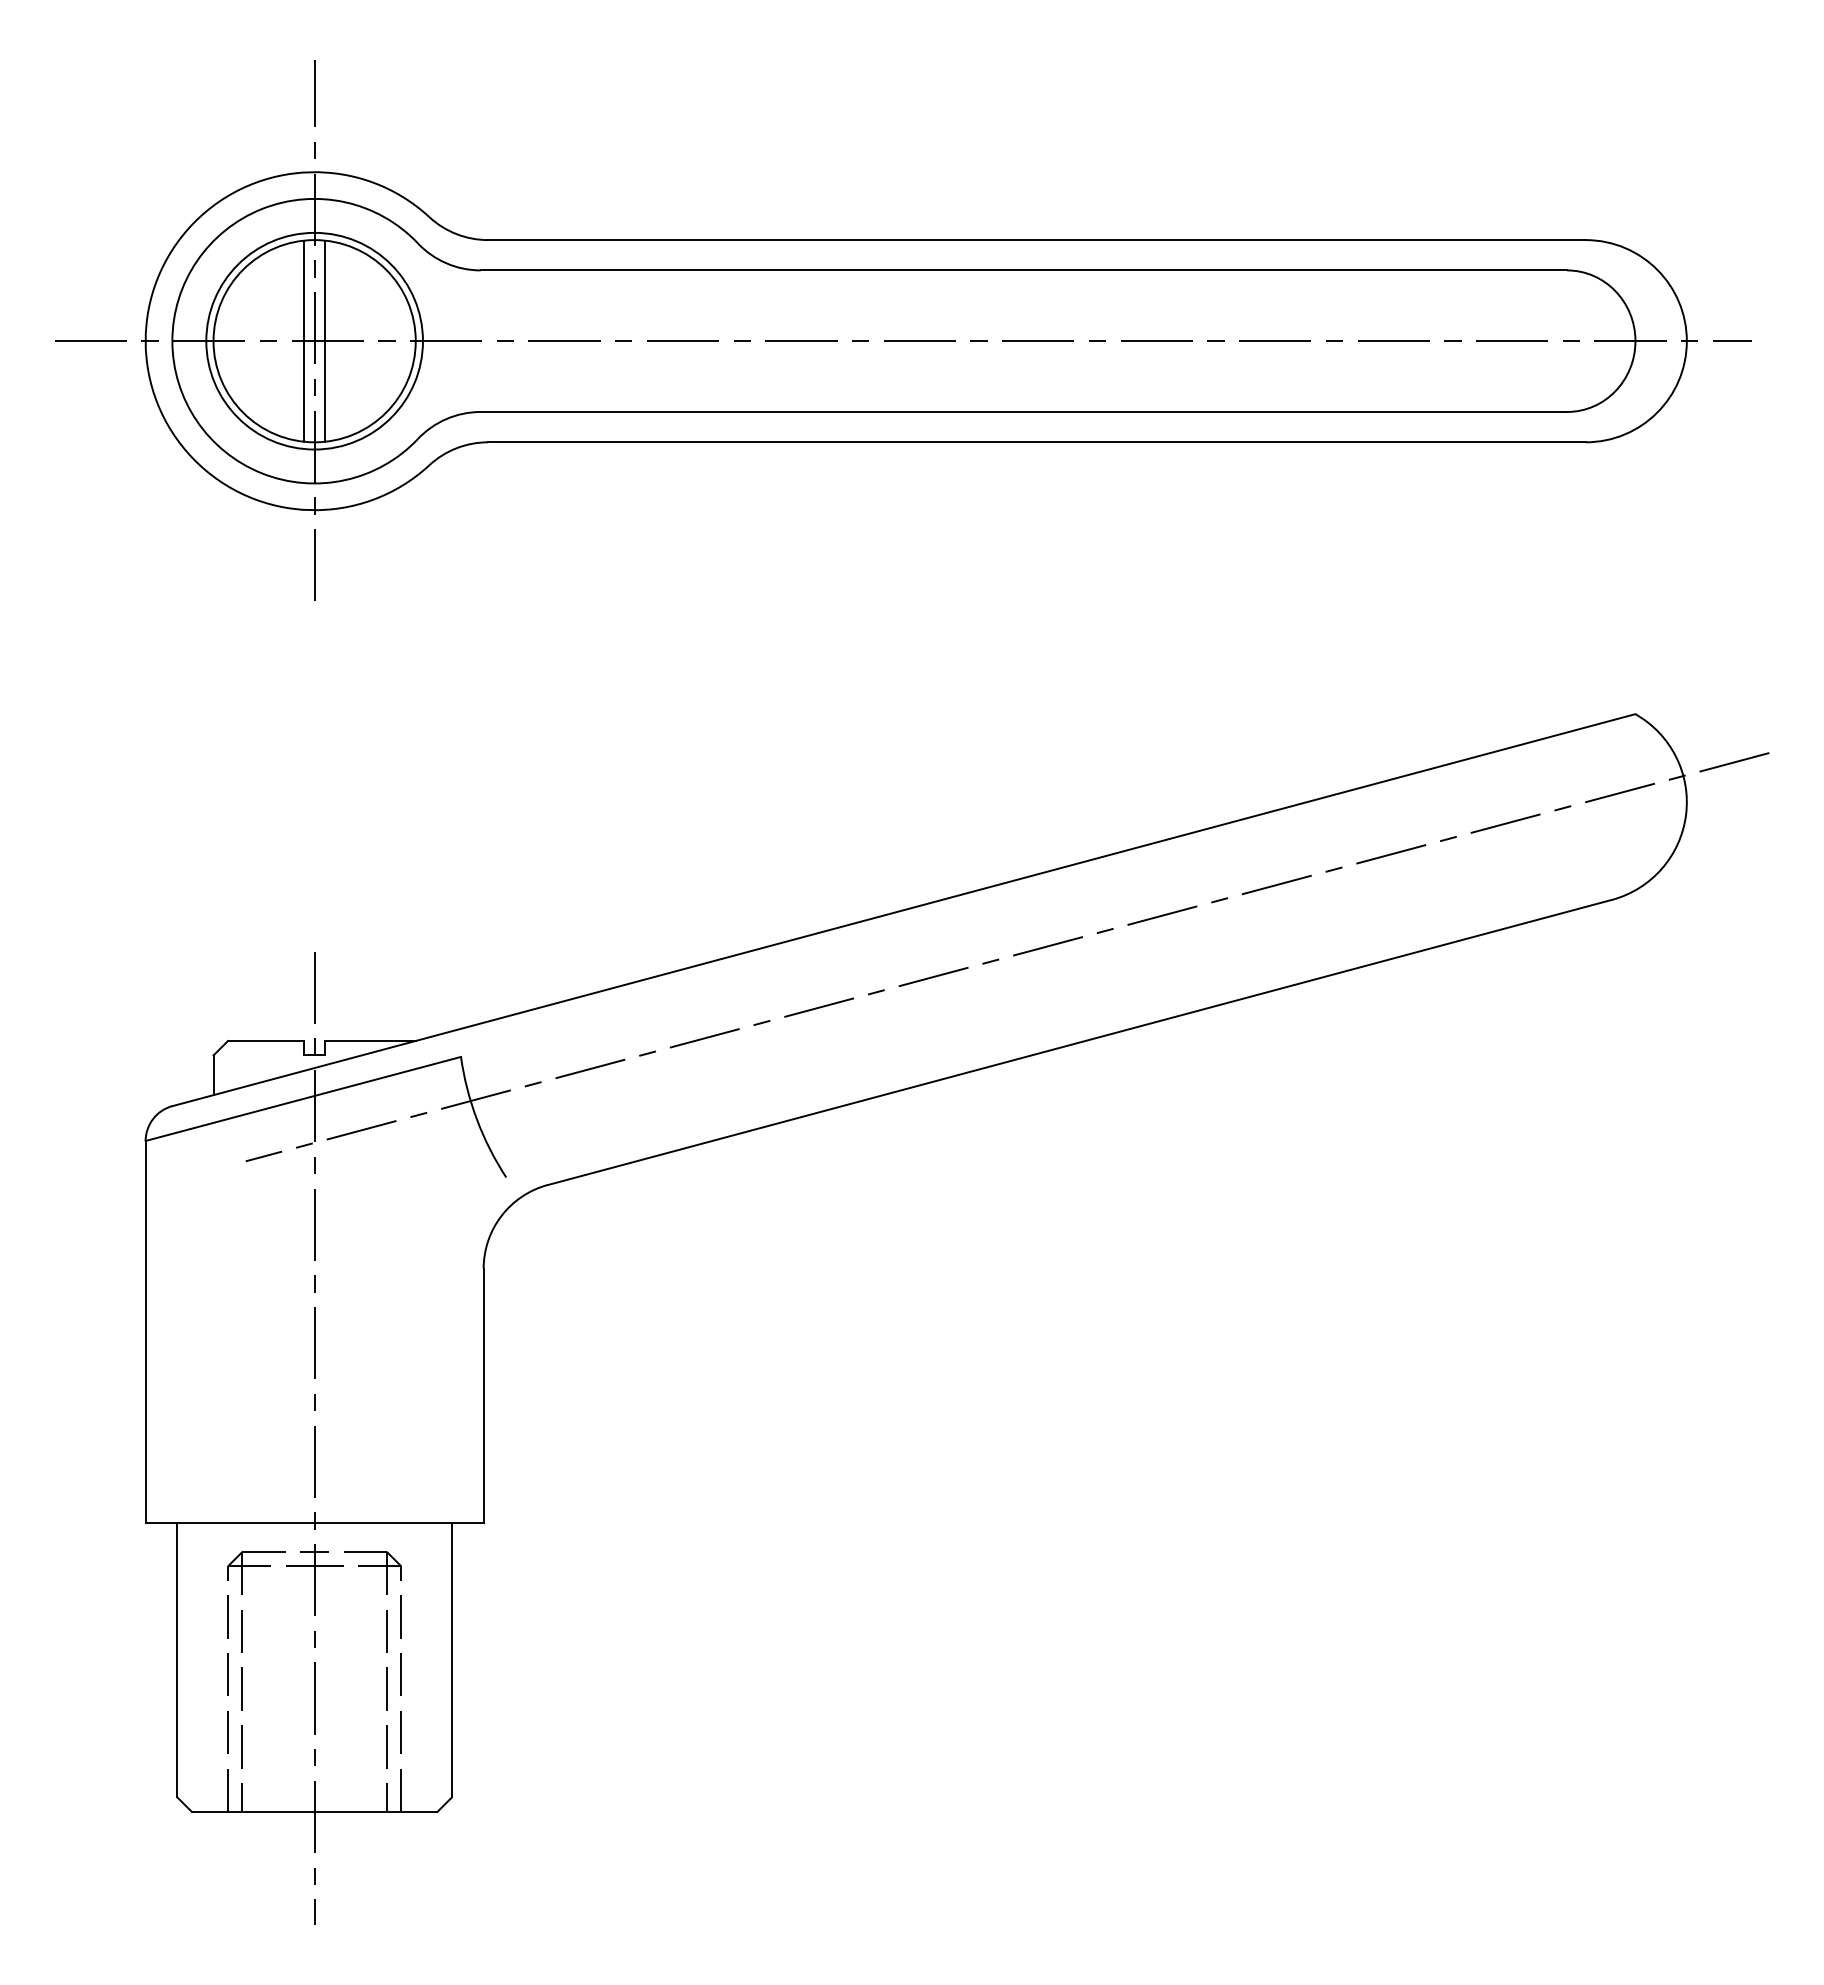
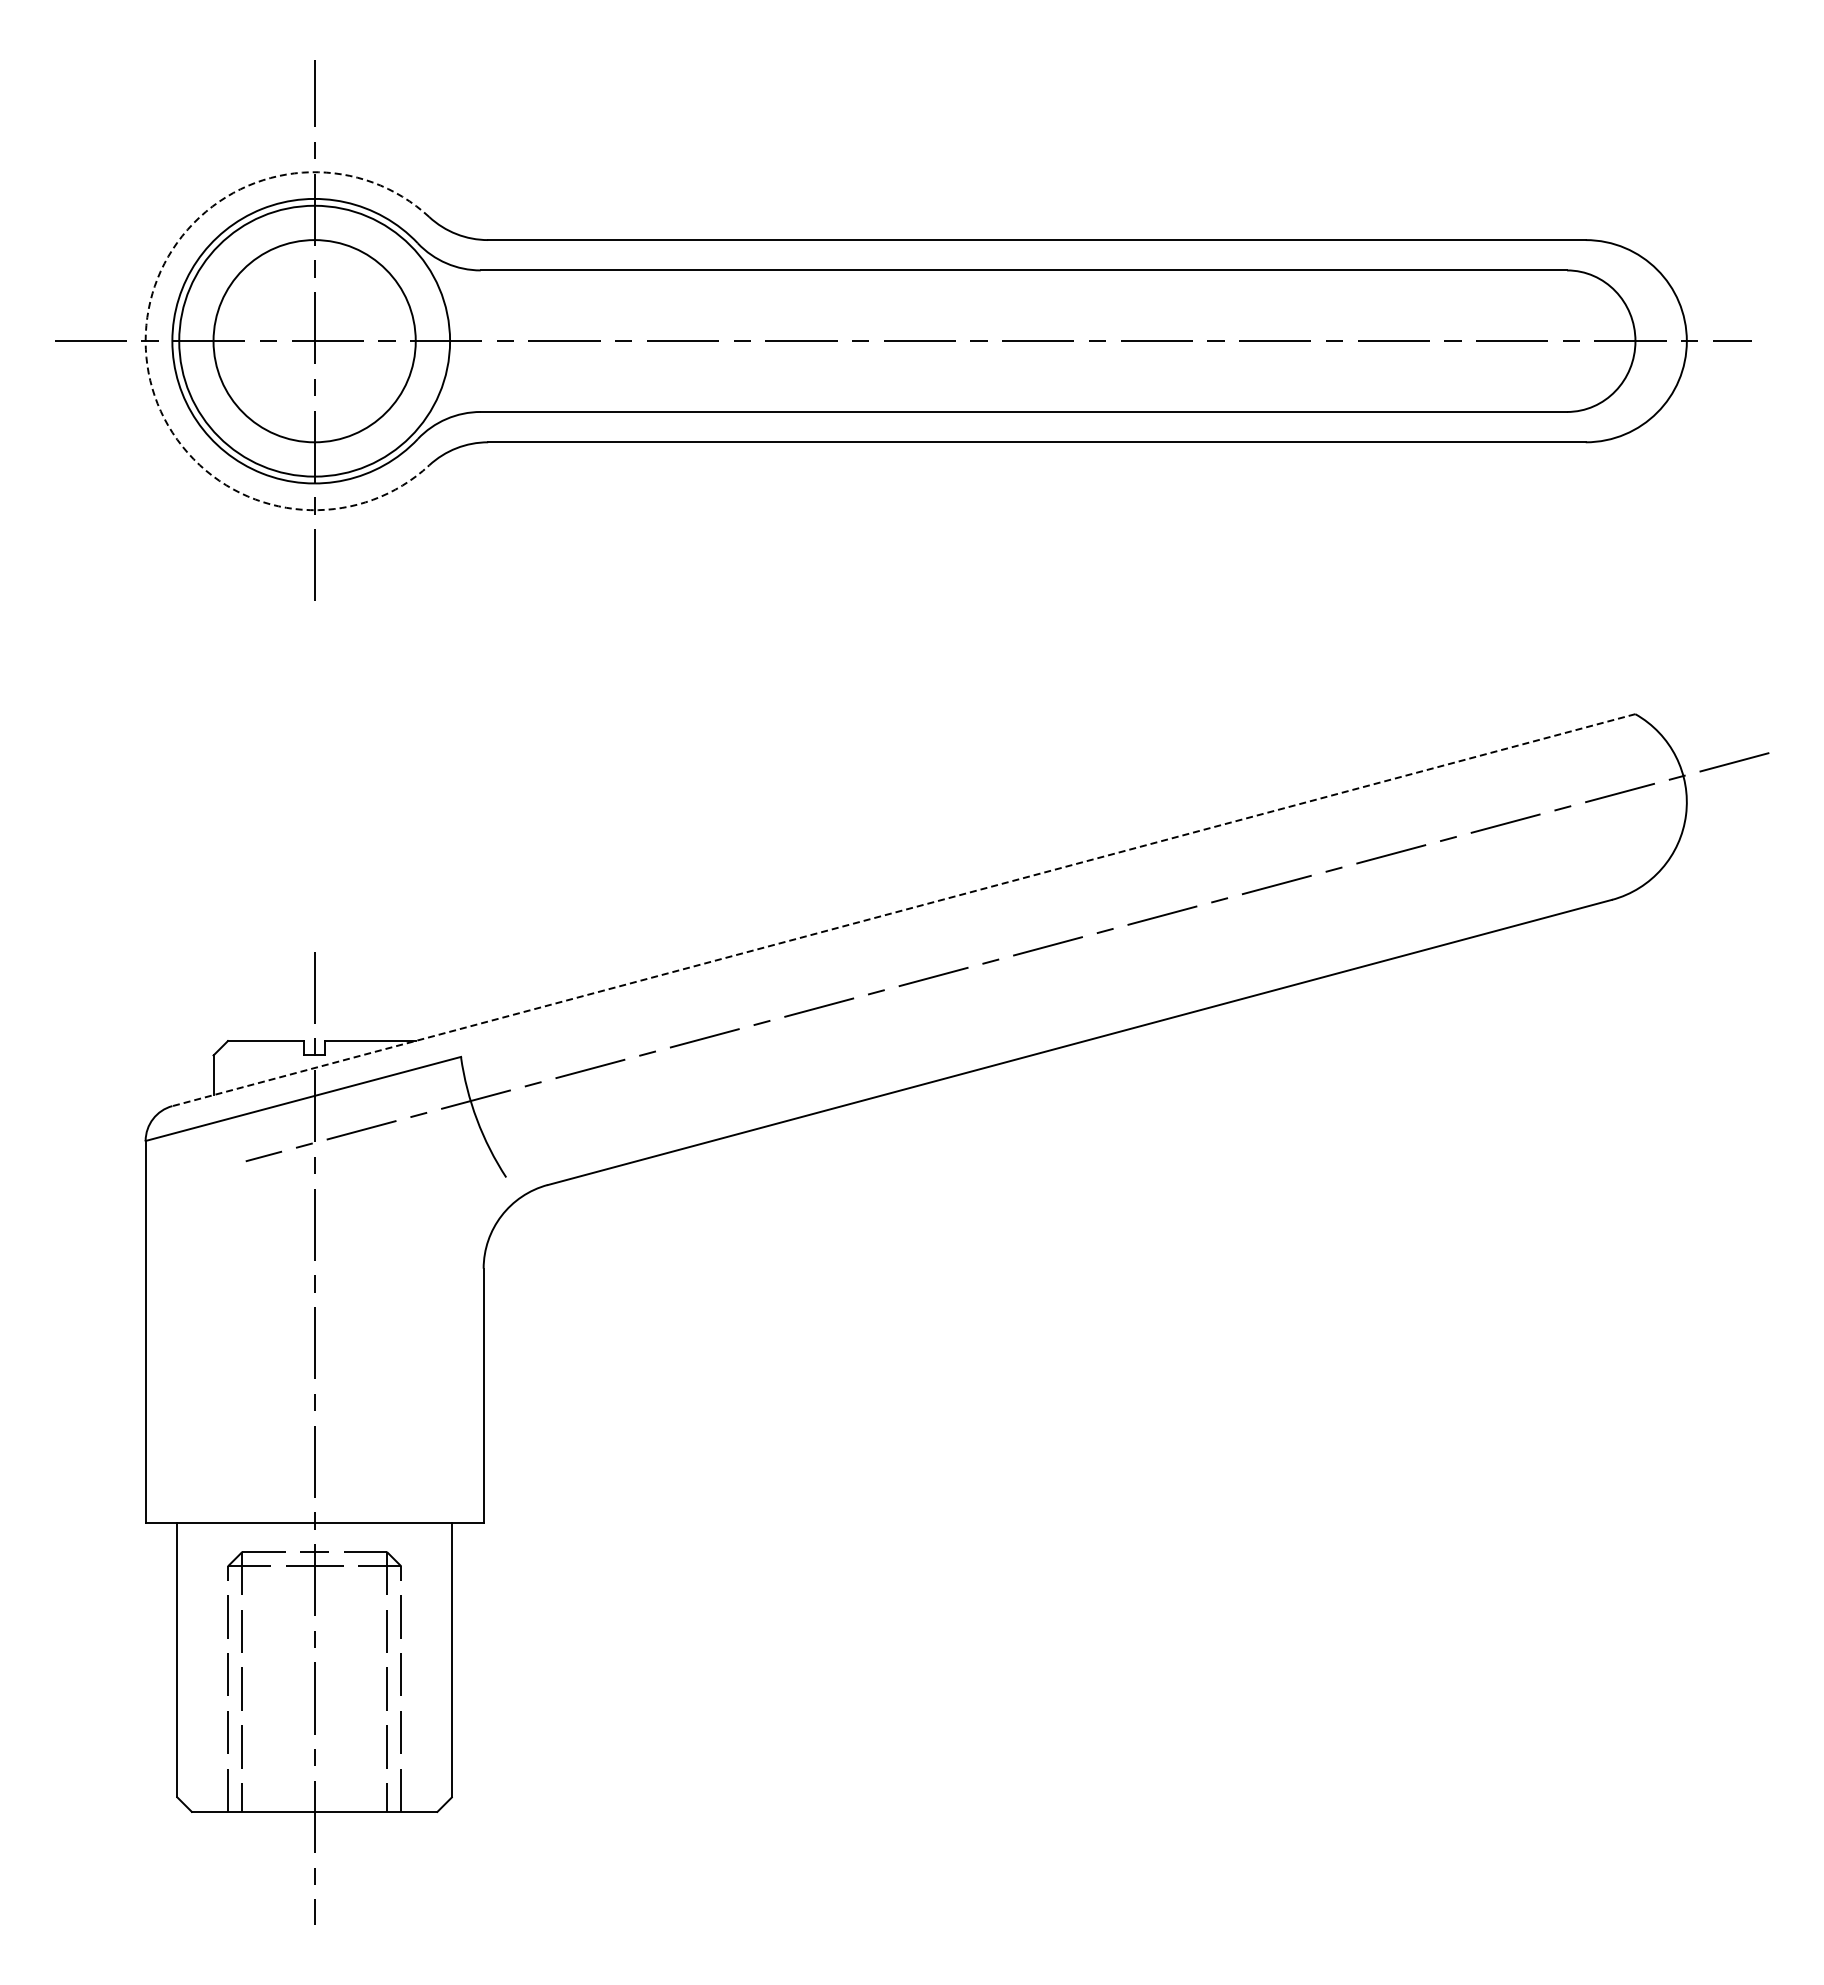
line: present -> none (303, 340)
circle diameter: 217 px -> 271 px (314, 340)
line: present -> none (325, 340)
arc: solid -> dashed (145, 341)
line: solid -> dashed (903, 910)
